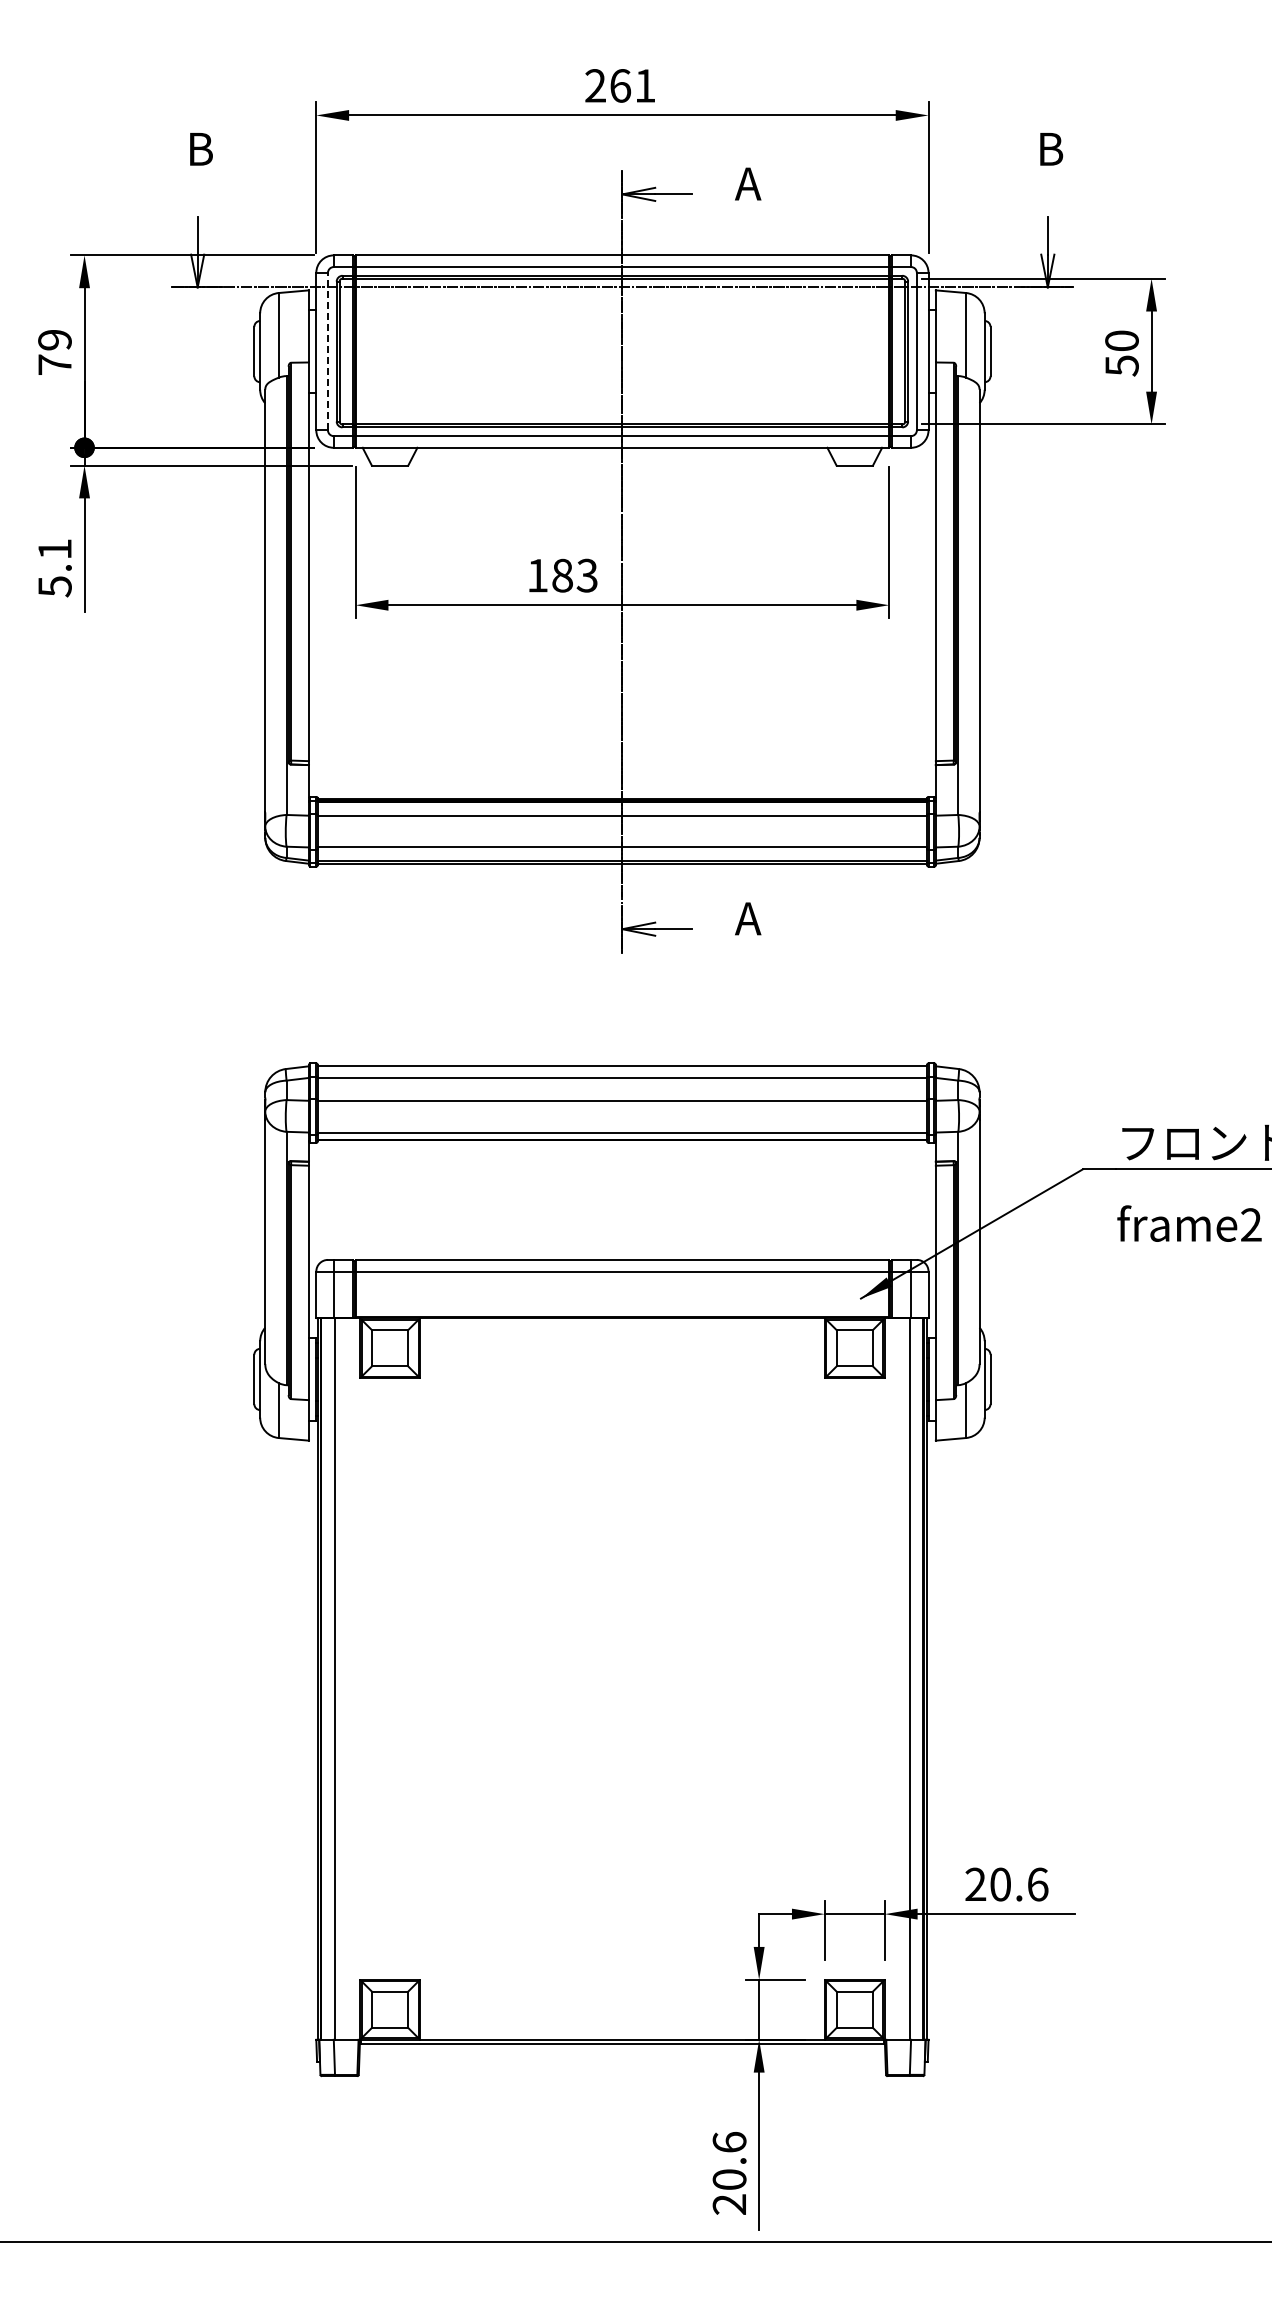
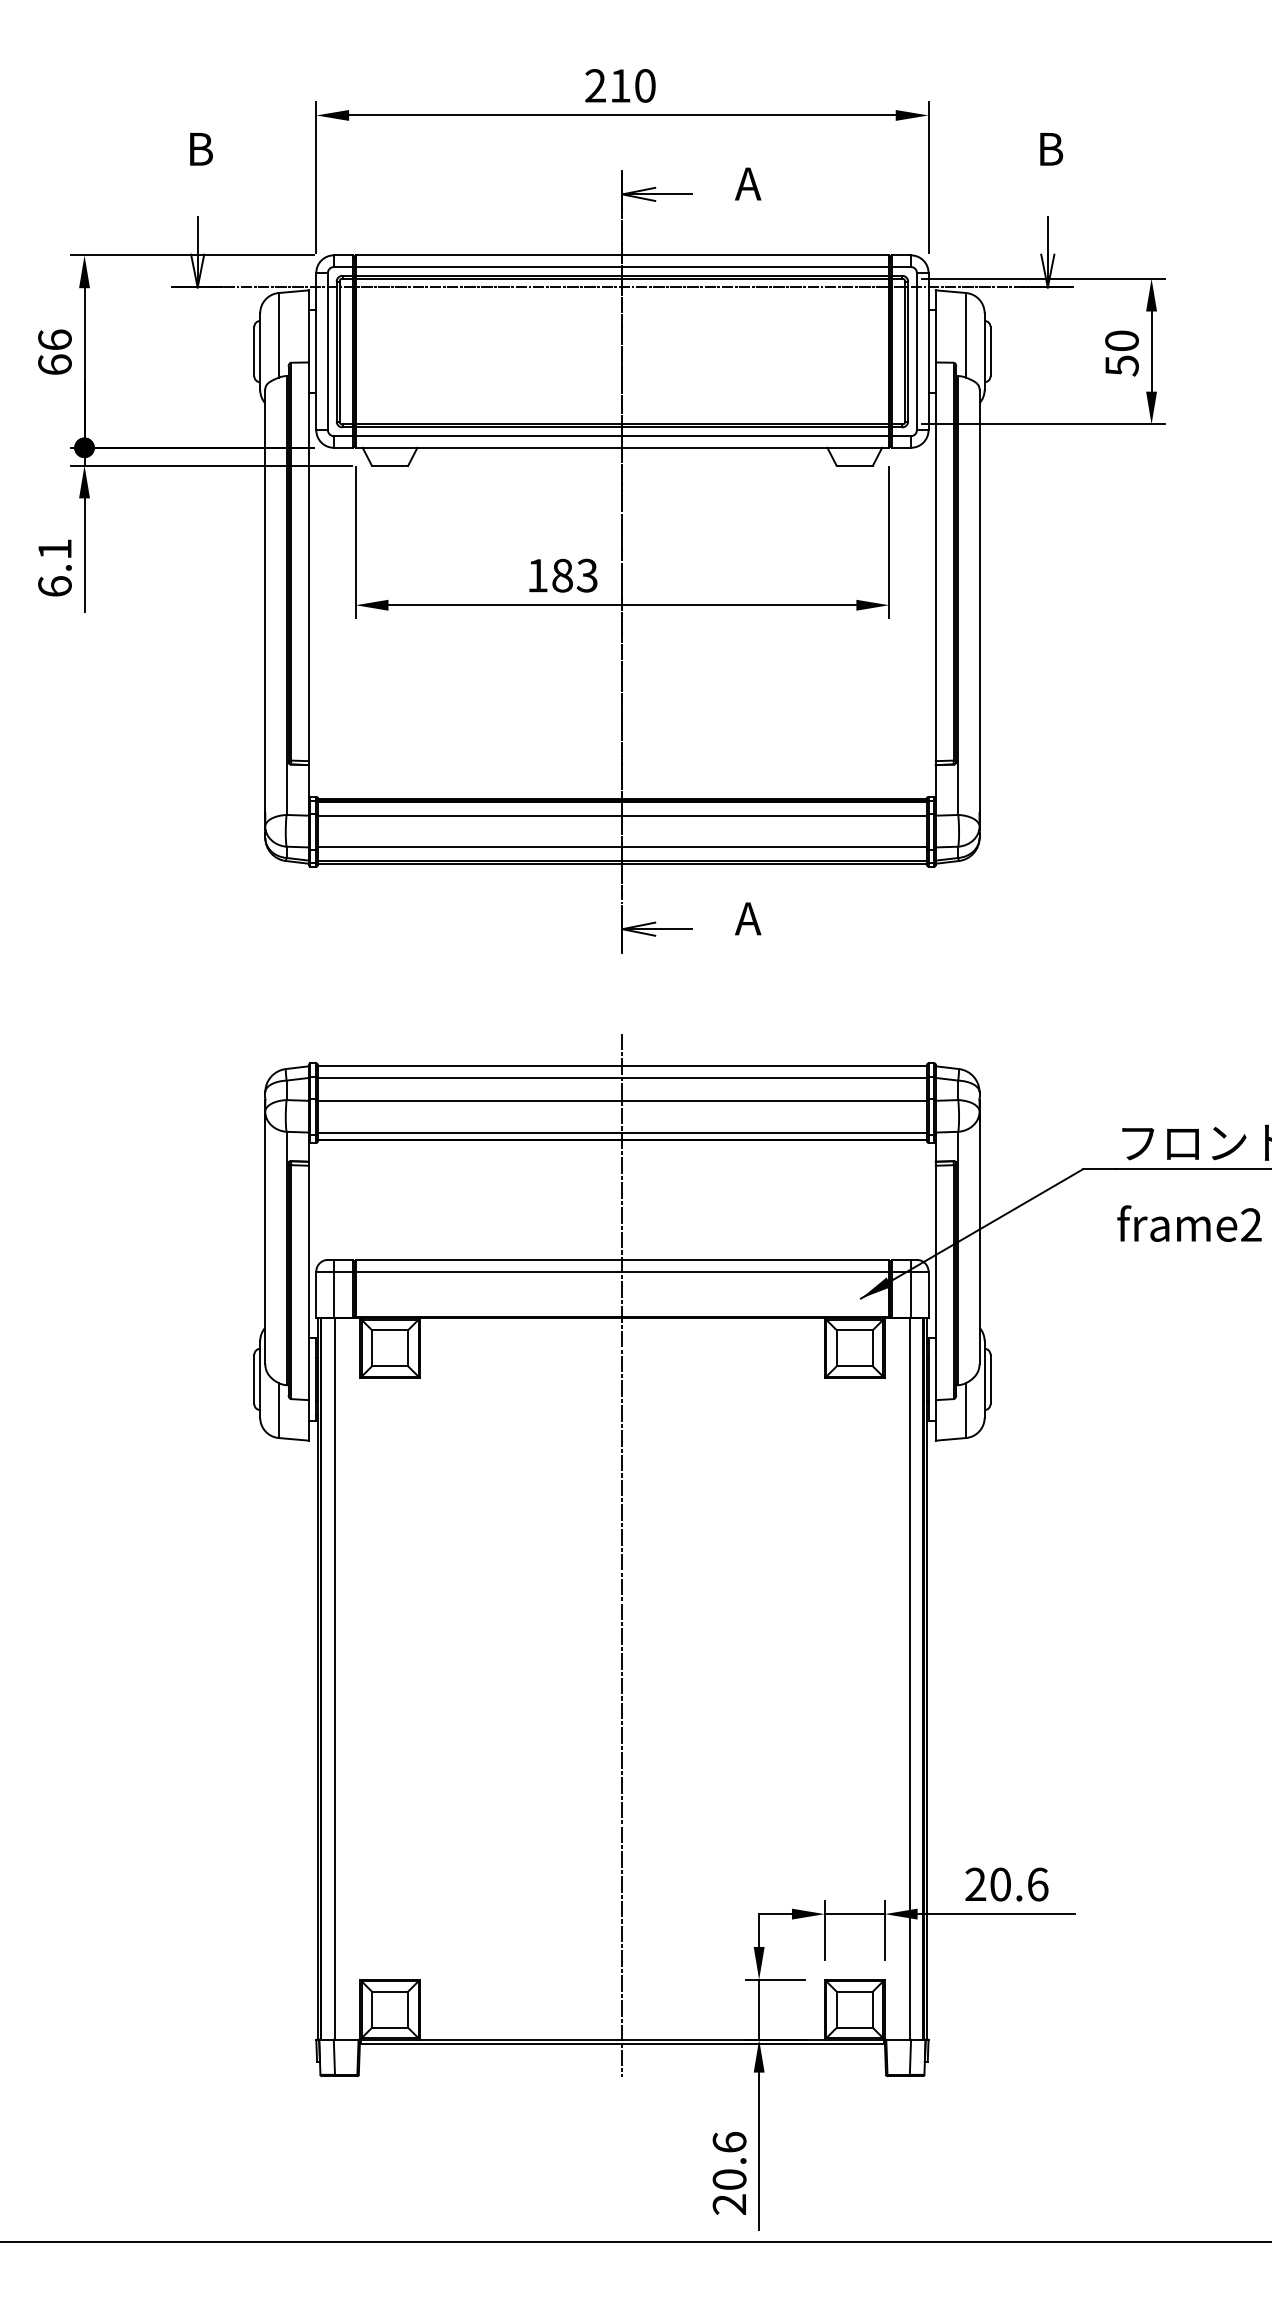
text: 261 -> 210 (632, 85)
text: 79 -> 66 (54, 351)
line: dashed -> solid (327, 351)
text: 5.1 -> 6.1 (54, 586)
line: none -> present (622, 1554)
